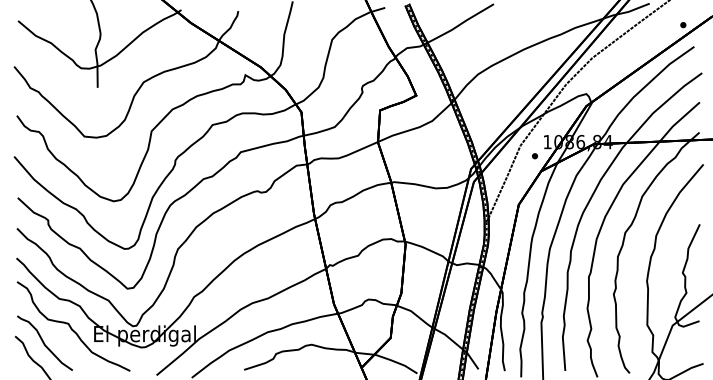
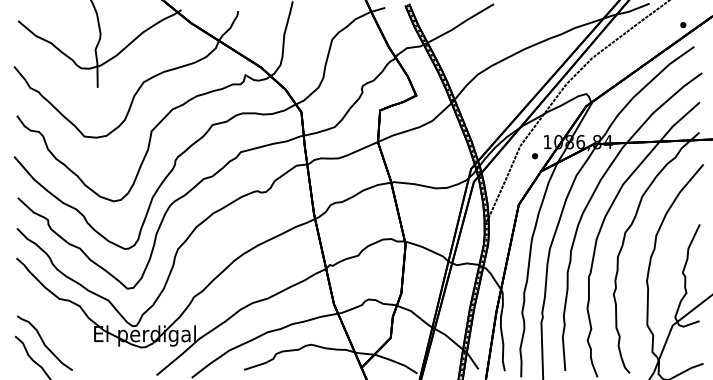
curve: present -> none (71, 326)
